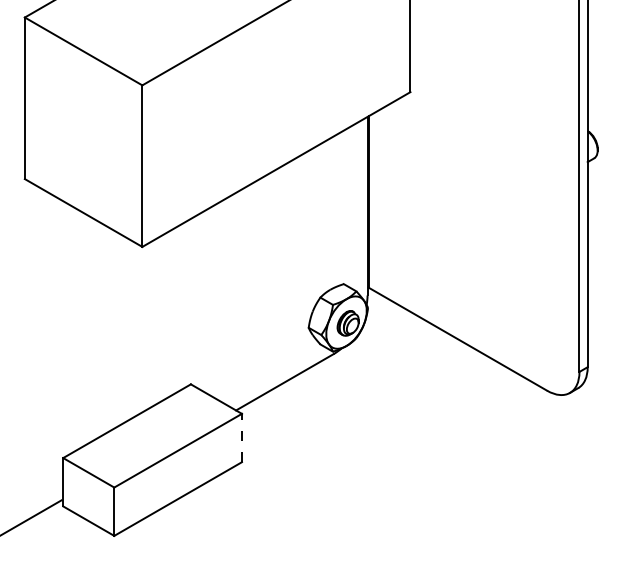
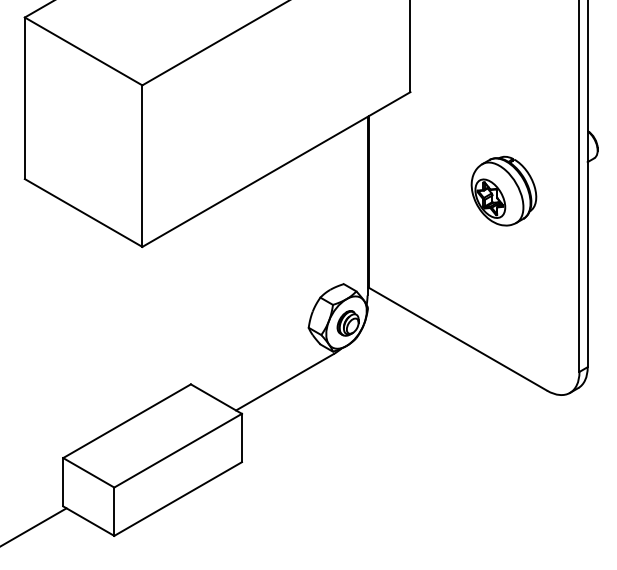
part: none -> present (503, 190)
line: dashed -> solid (241, 437)
line position: (31, 517) -> (34, 526) (34, 526)
